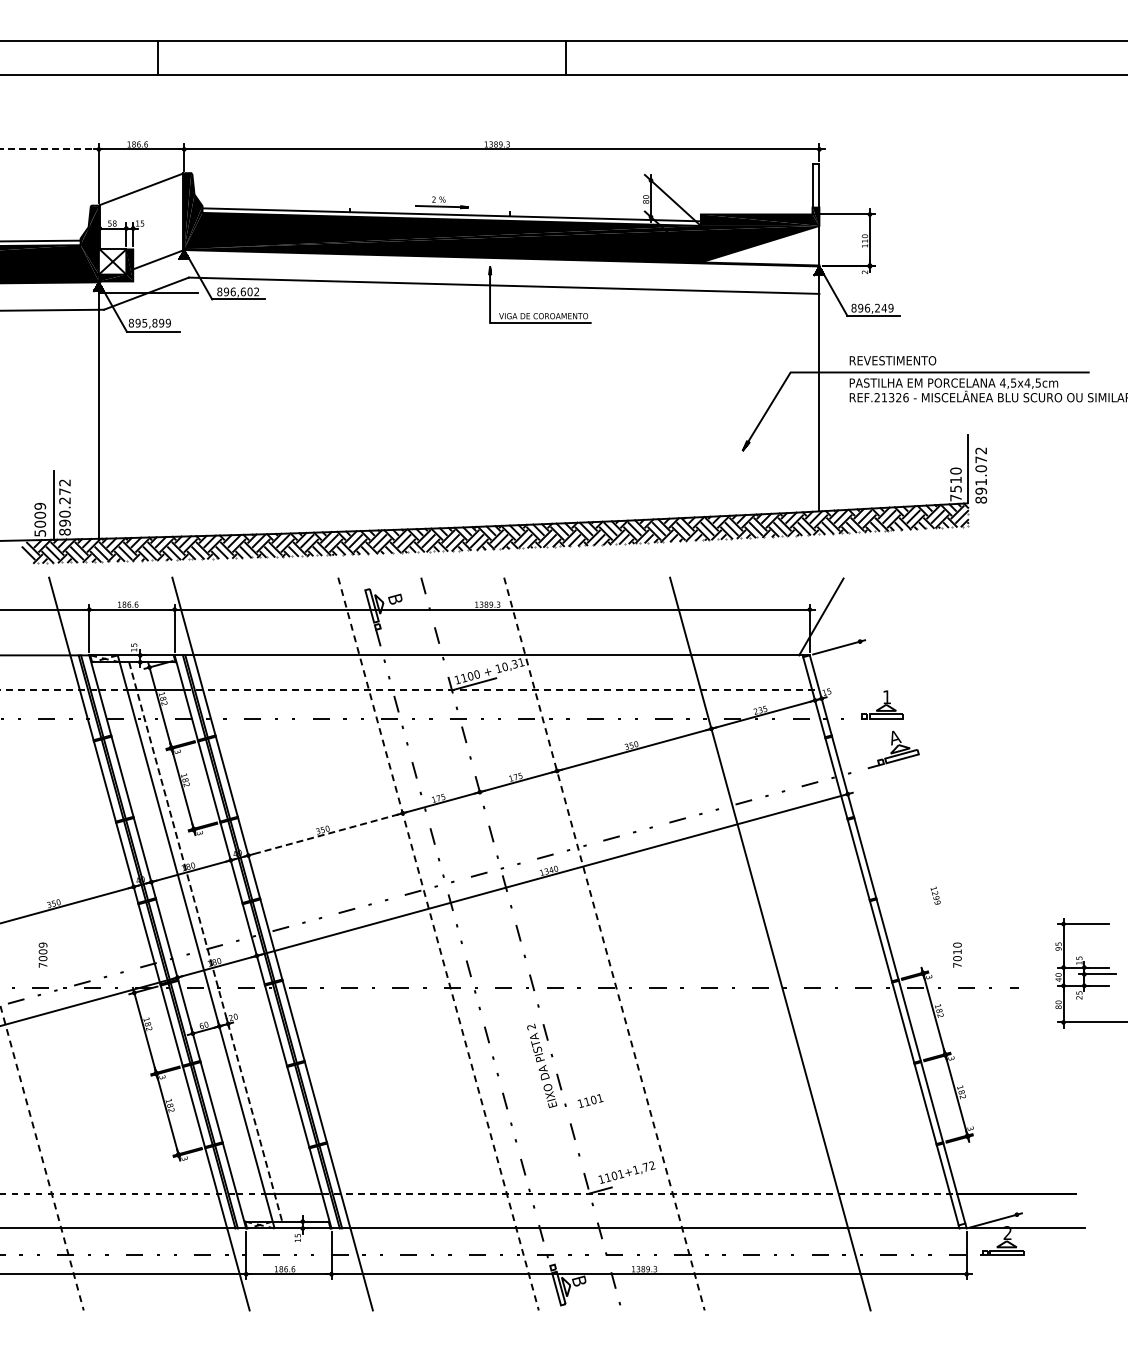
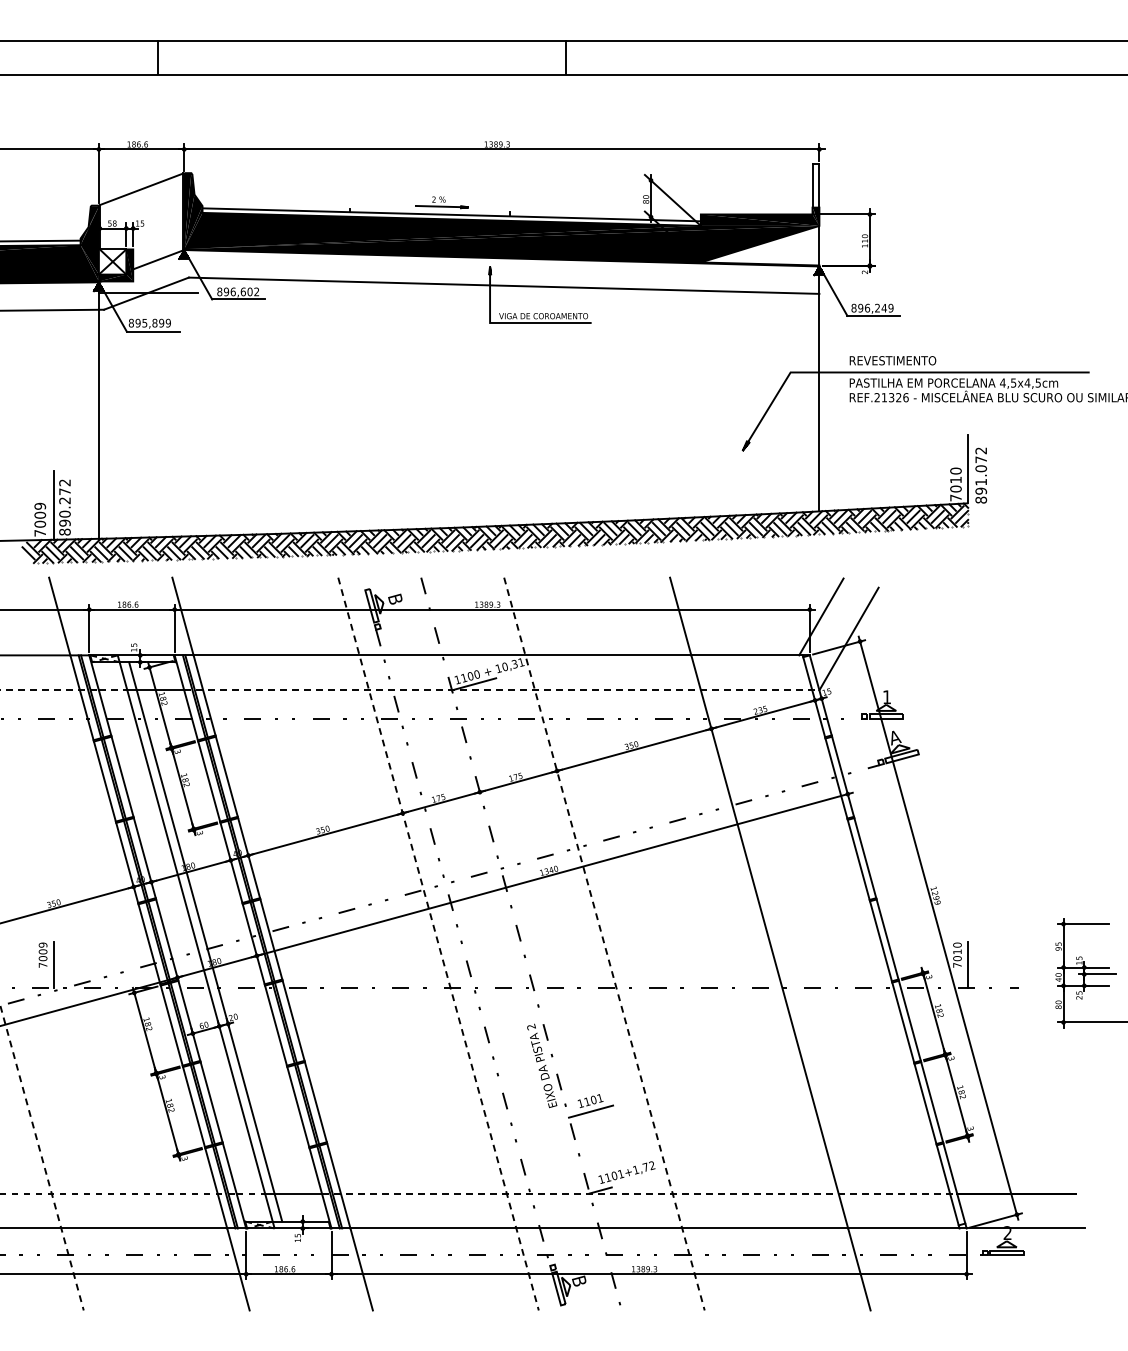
line: dashed -> solid (52, 149)
text: 7510 -> 7010 (955, 488)
text: 5009 -> 7009 (40, 533)
line: none -> present (848, 638)
line: dashed -> solid (326, 834)
line: none -> present (938, 927)
line: dashed -> solid (205, 941)
line: none -> present (53, 964)
line: none -> present (968, 964)
line: none -> present (590, 1111)
